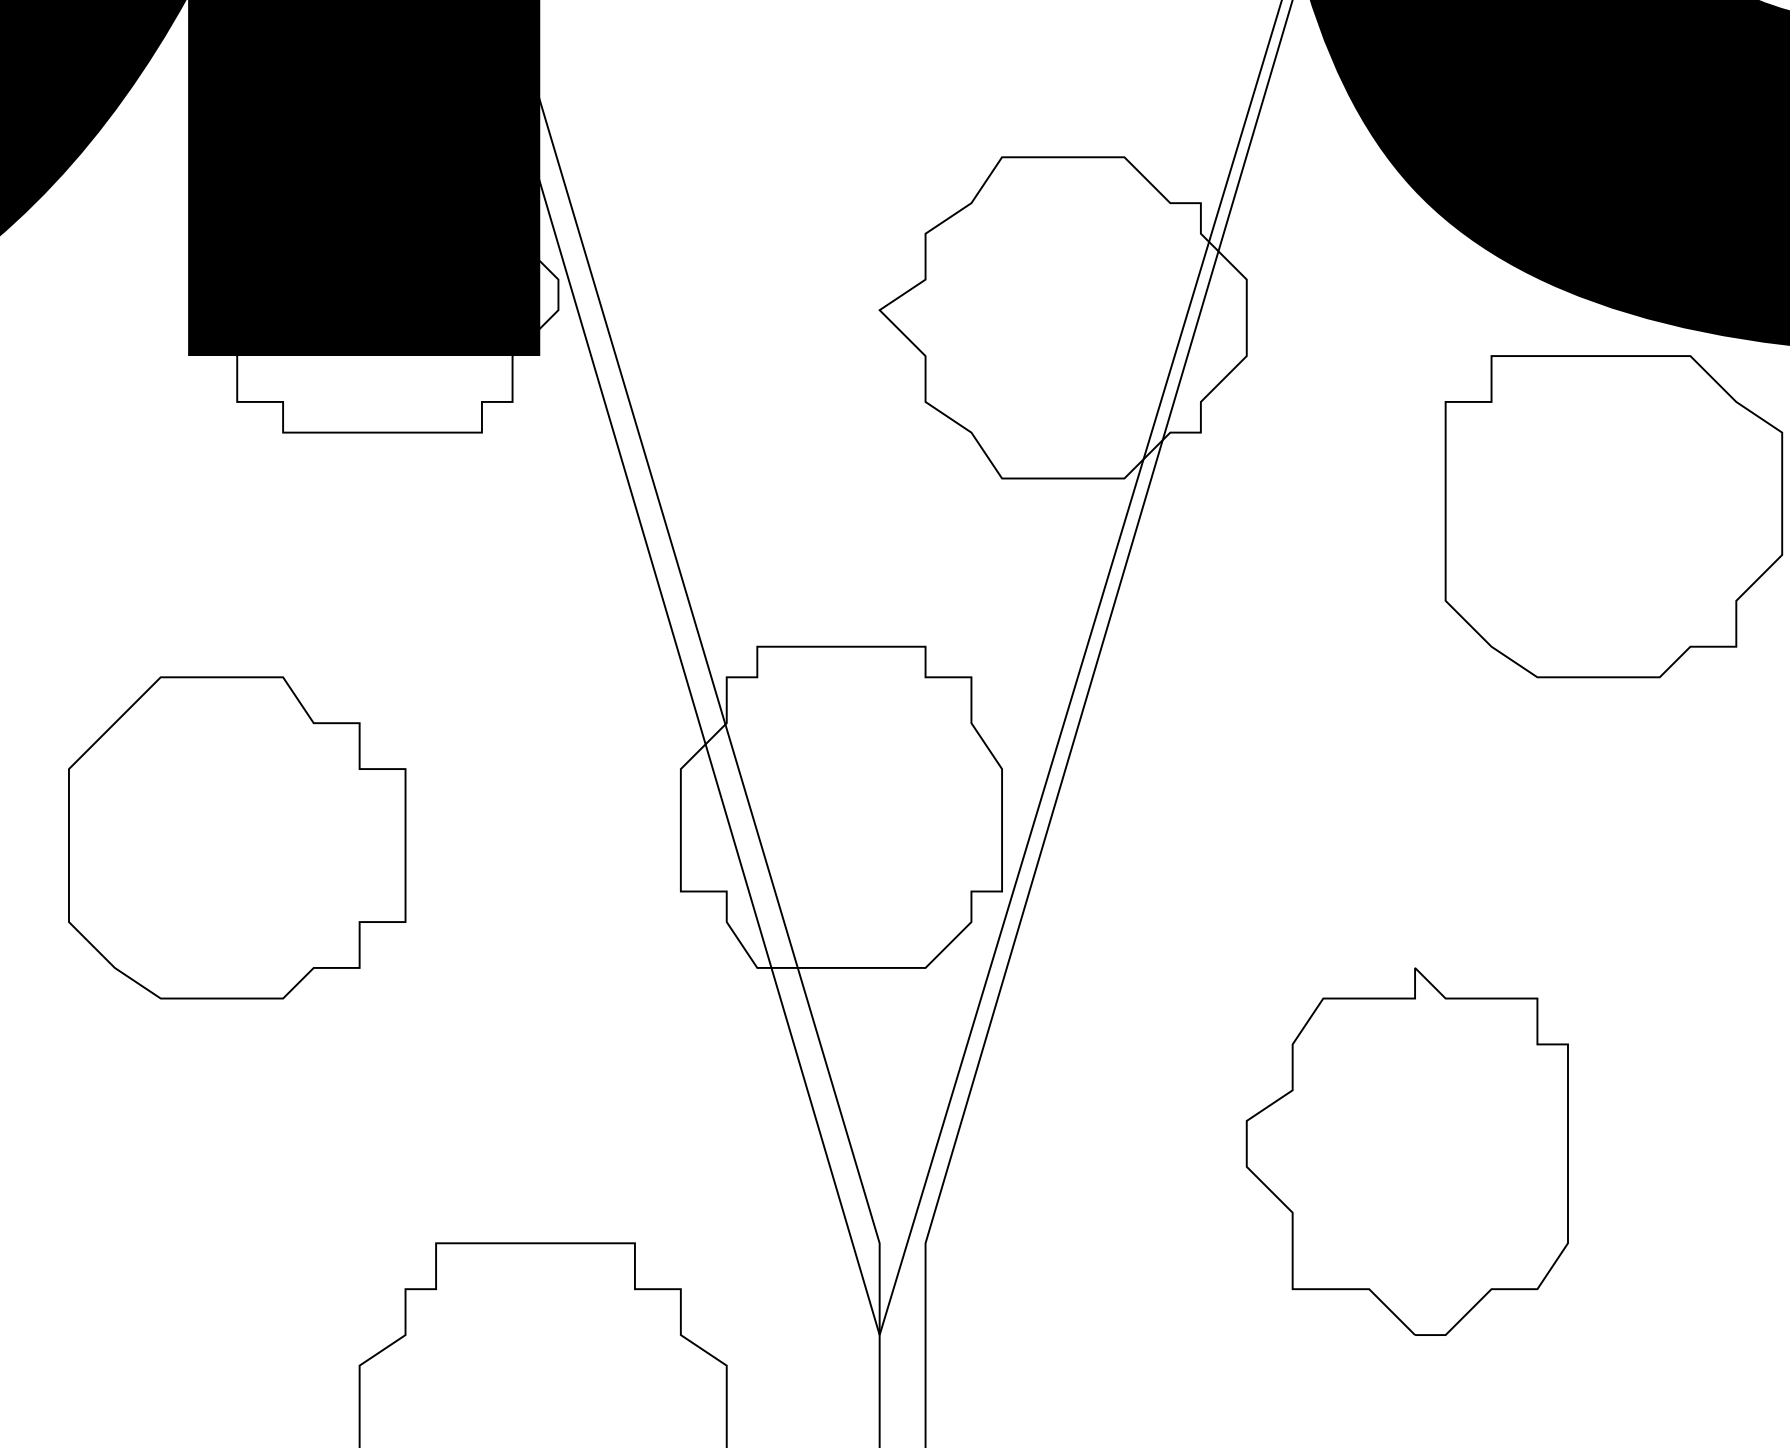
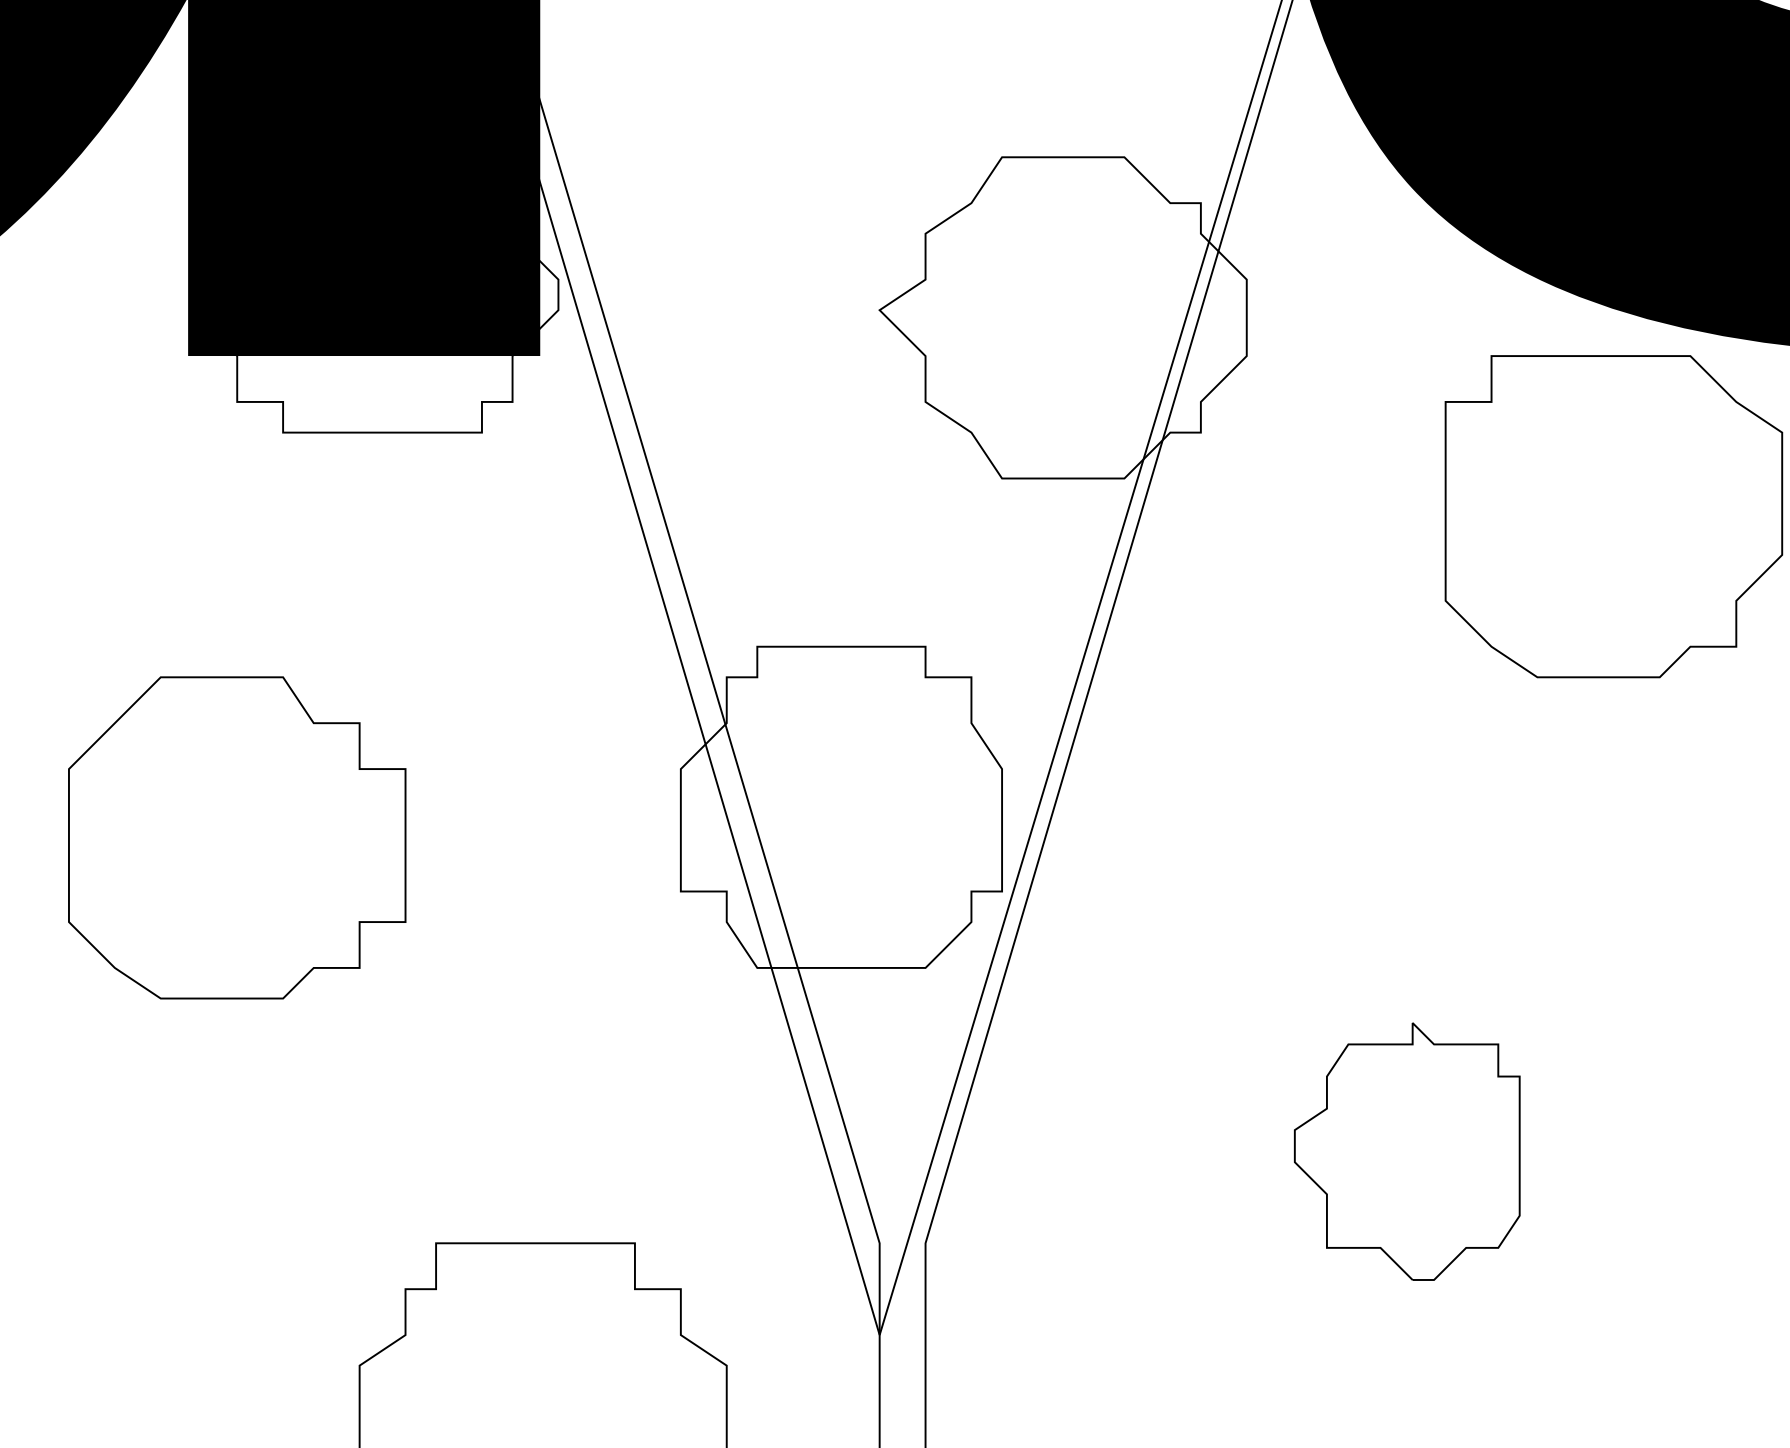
part size: 324x369 px -> 227x259 px (1407, 1151)
